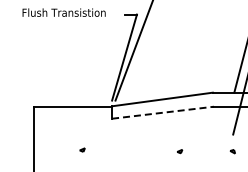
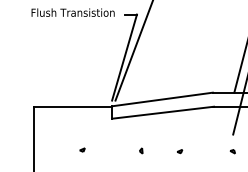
text position: (63, 12) -> (72, 12) (72, 12)
line: dashed -> solid (163, 112)
part: none -> present (141, 150)
